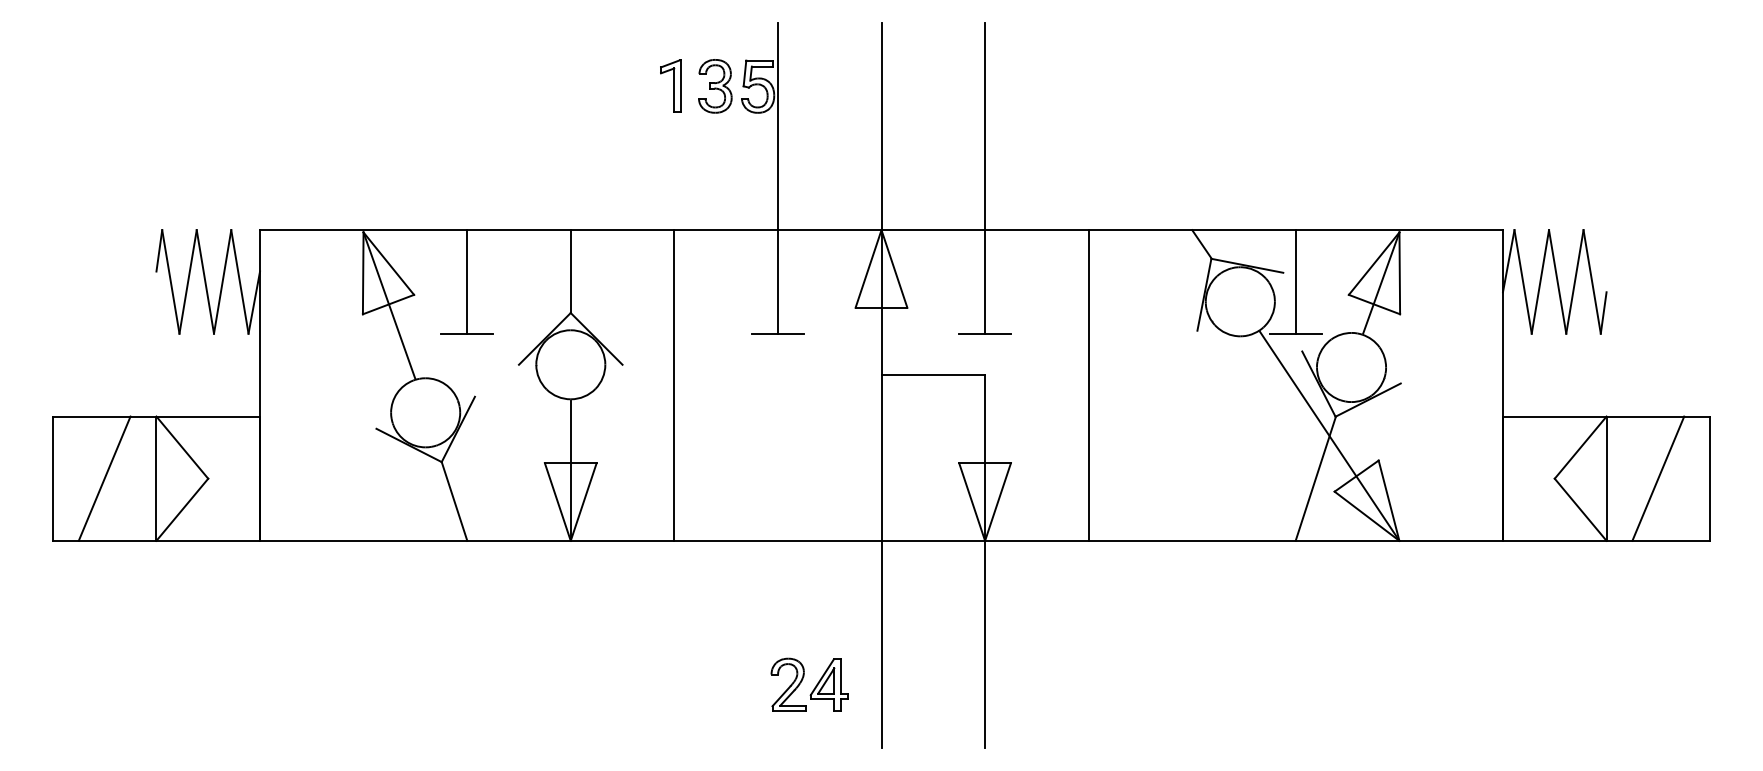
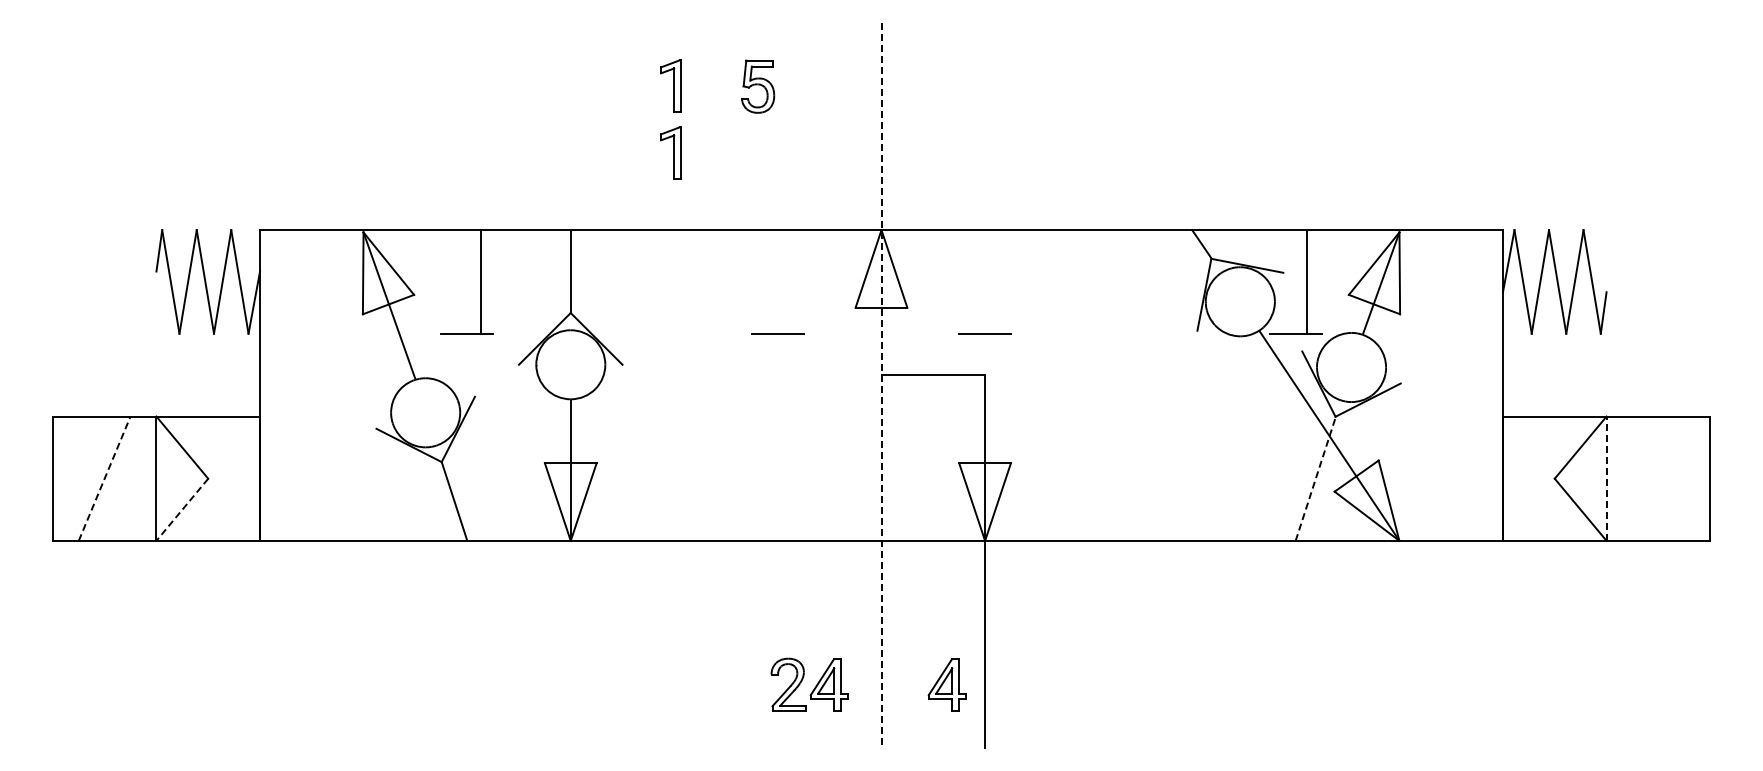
part: present -> none (715, 86)
part: none -> present (670, 152)
line: present -> none (777, 177)
line: present -> none (985, 177)
line position: (467, 281) -> (481, 281) (481, 281)
line position: (1295, 281) -> (1306, 281) (1306, 281)
line: present -> none (674, 385)
line: solid -> dashed (881, 385)
line: present -> none (1088, 385)
line: solid -> dashed (104, 478)
line: solid -> dashed (1315, 478)
line: solid -> dashed (1606, 478)
line: present -> none (1658, 478)
line: solid -> dashed (182, 510)
part: none -> present (946, 684)
